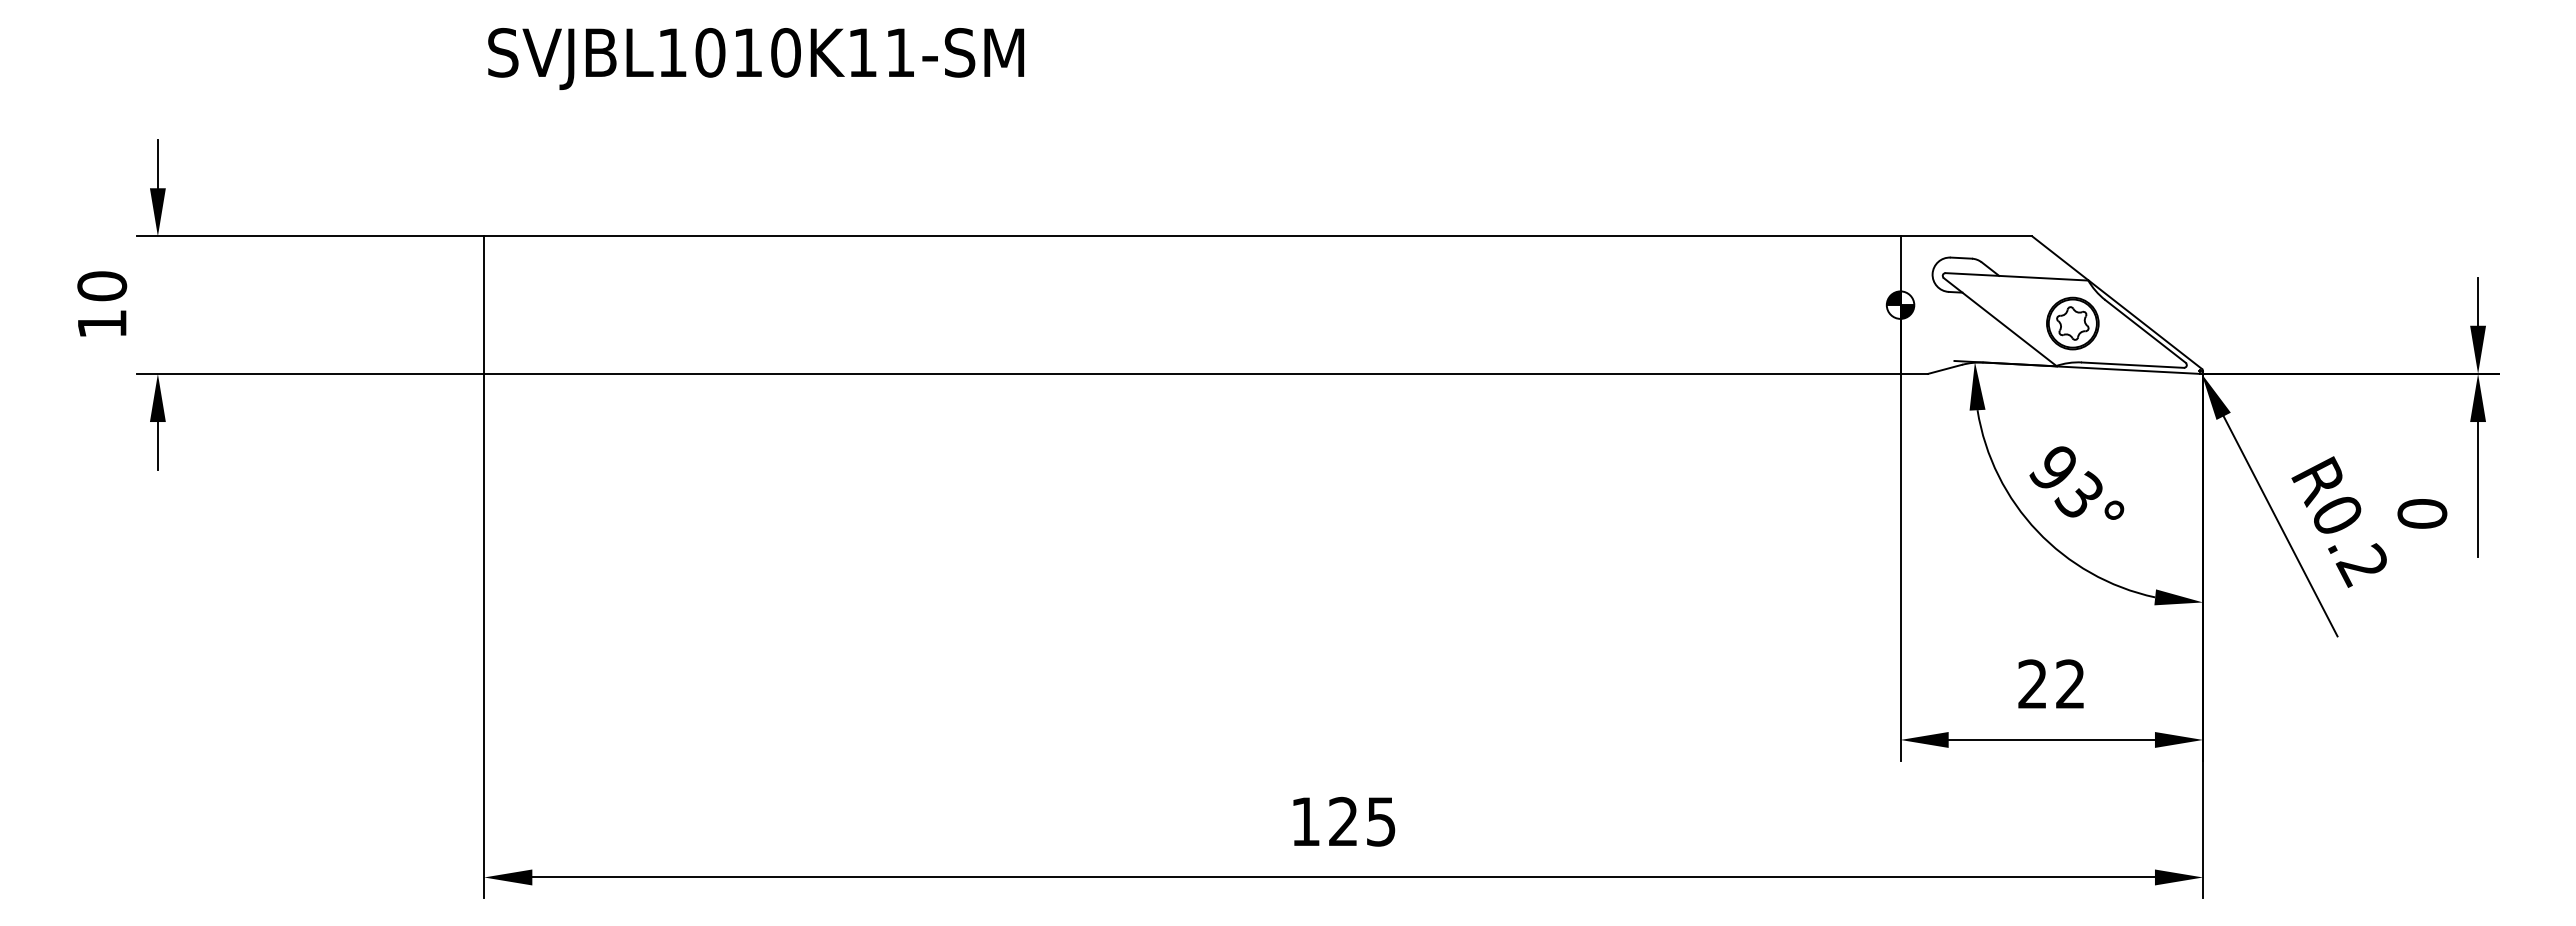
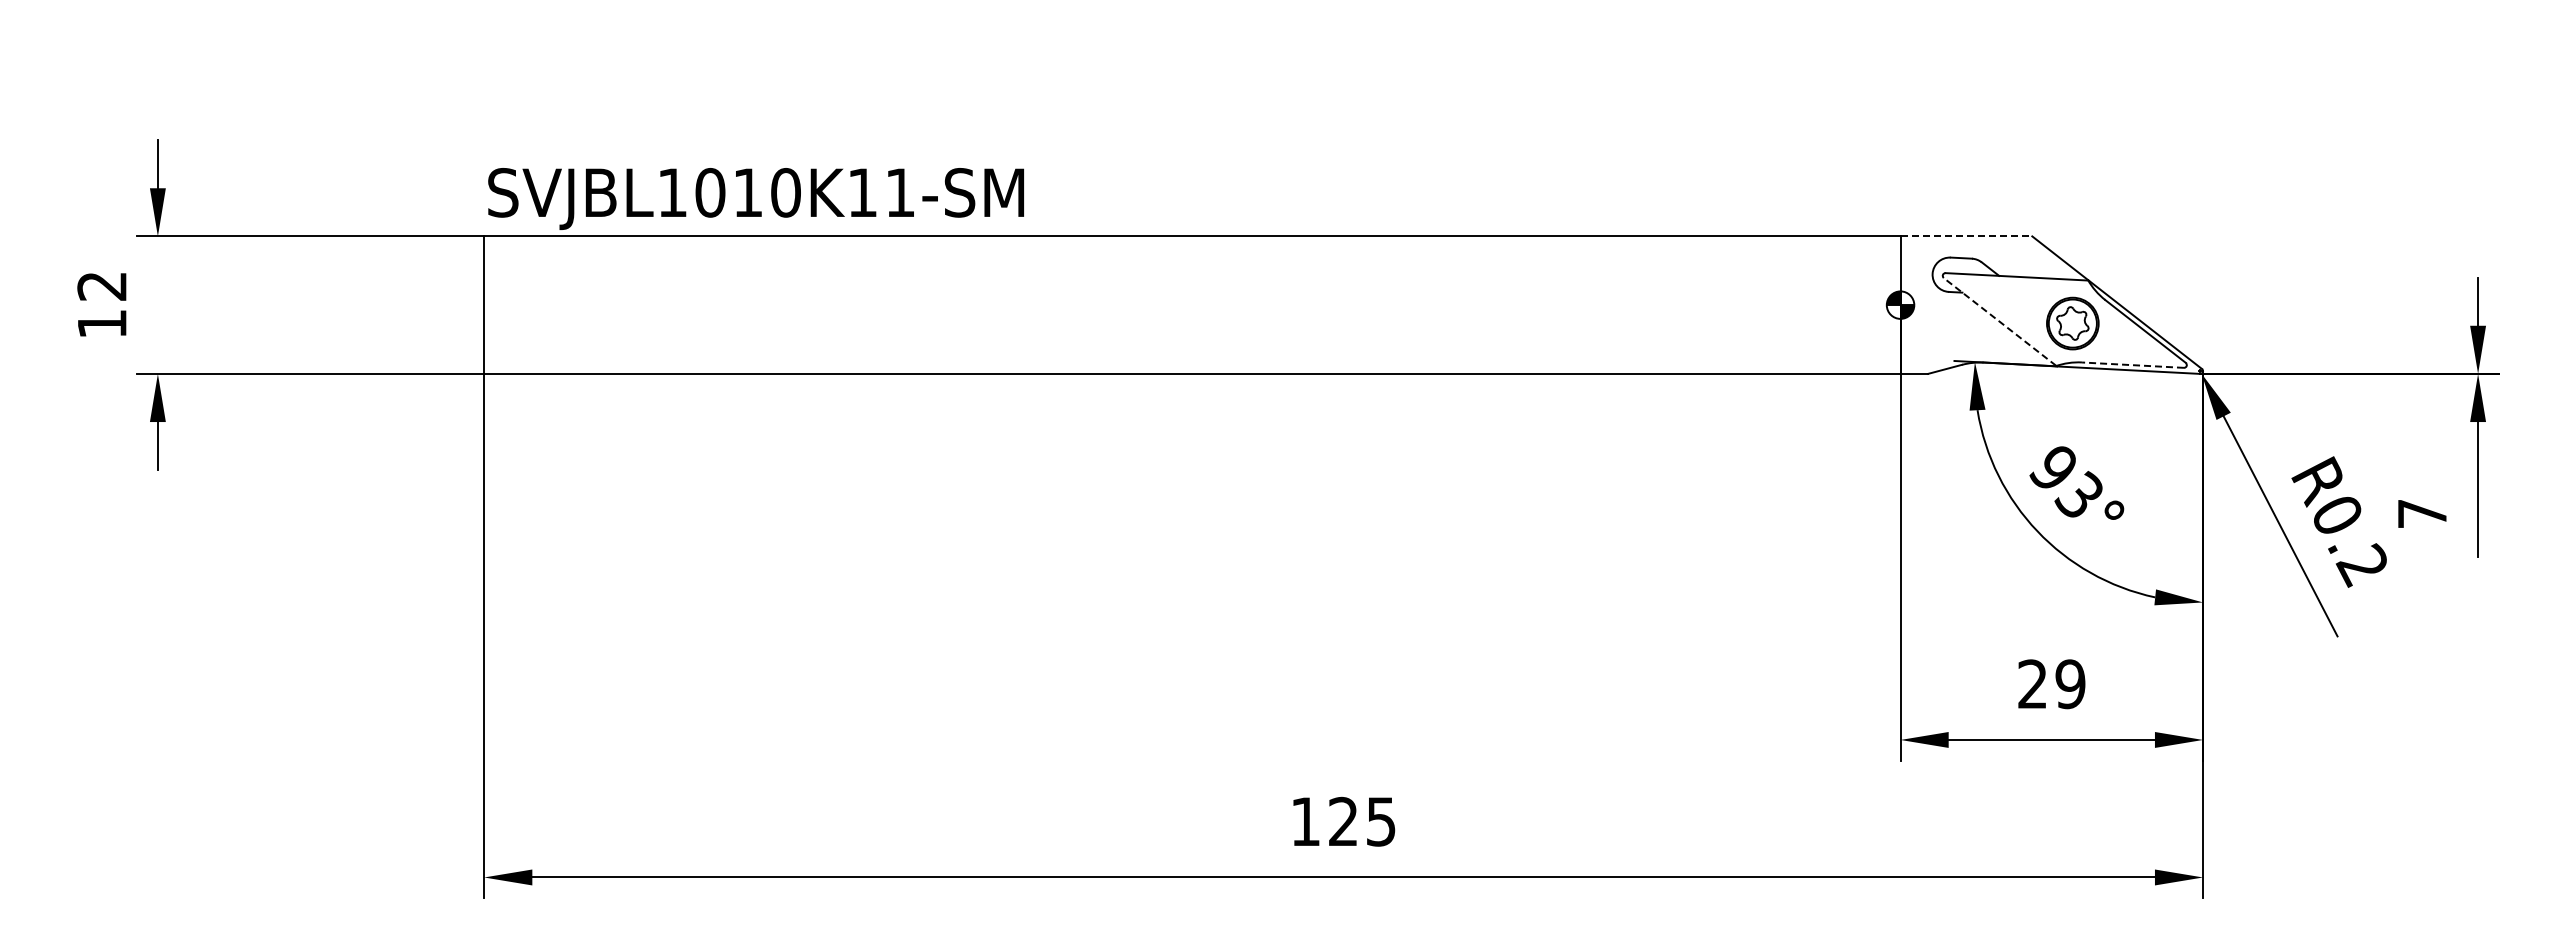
text position: (755, 58) -> (755, 198) (755, 198)
line: solid -> dashed (1966, 236)
text: 10 -> 12 (102, 286)
line: solid -> dashed (1999, 321)
line: solid -> dashed (2132, 365)
text: 0 -> 7 (2422, 513)
text: 22 -> 29 (2070, 684)
